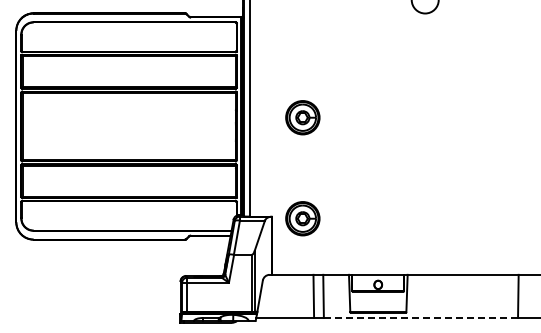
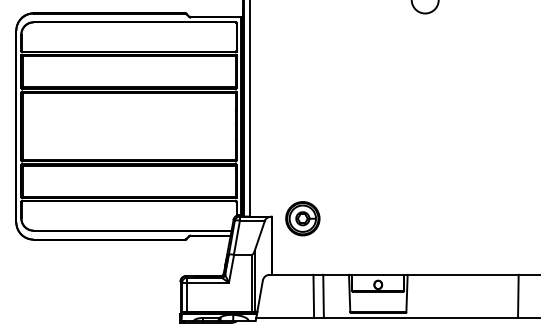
part: present -> none (302, 117)
line: dashed -> solid (420, 318)
